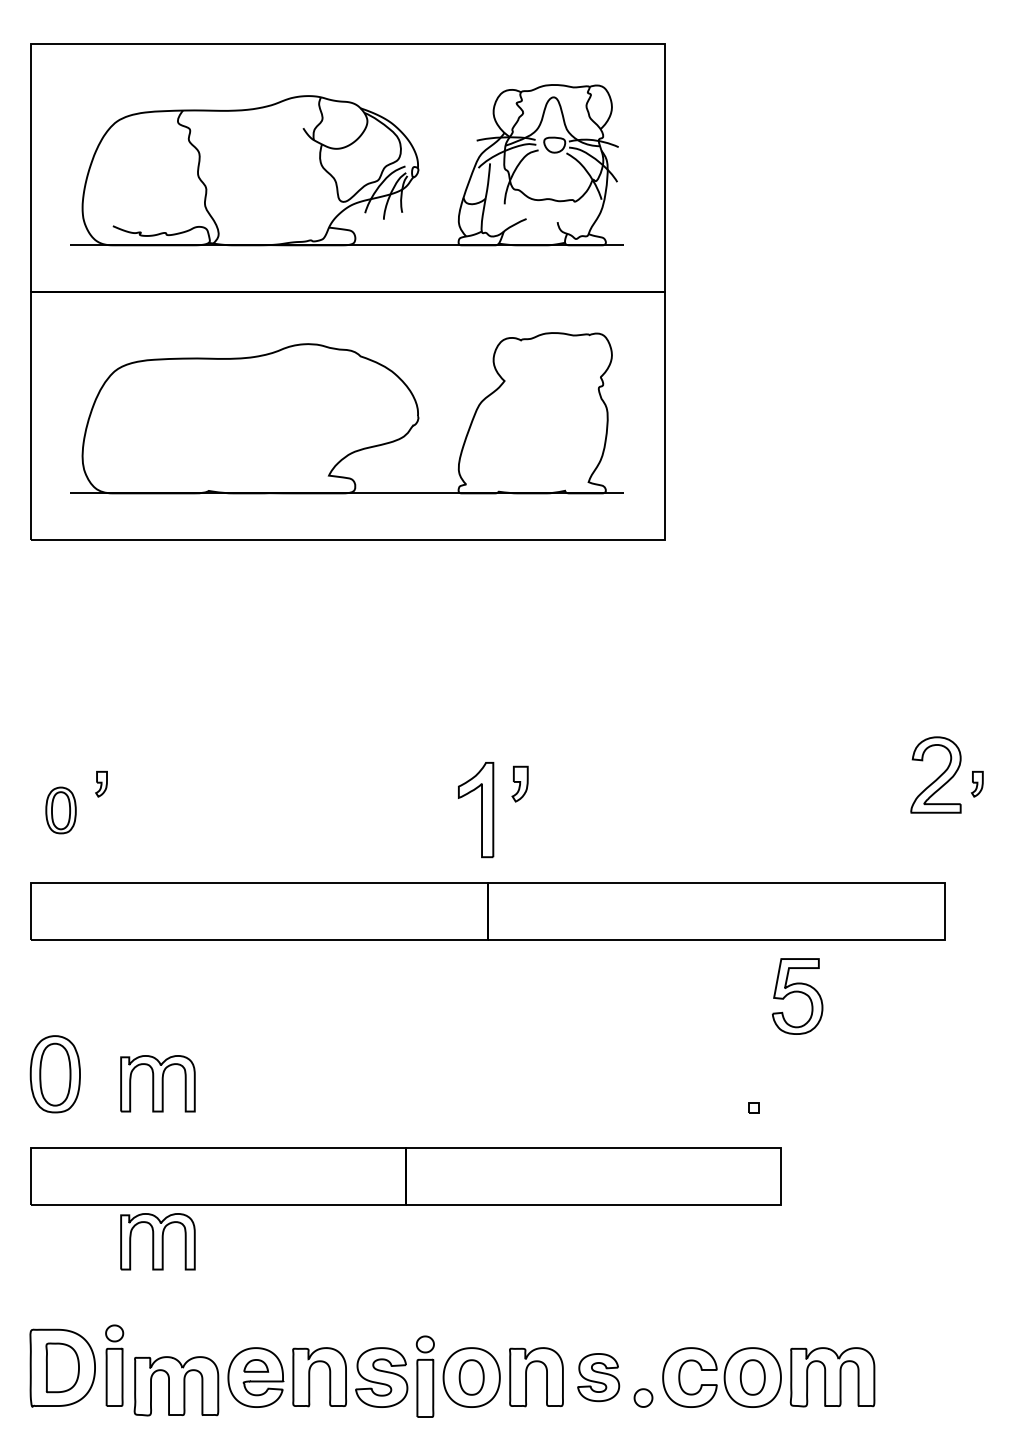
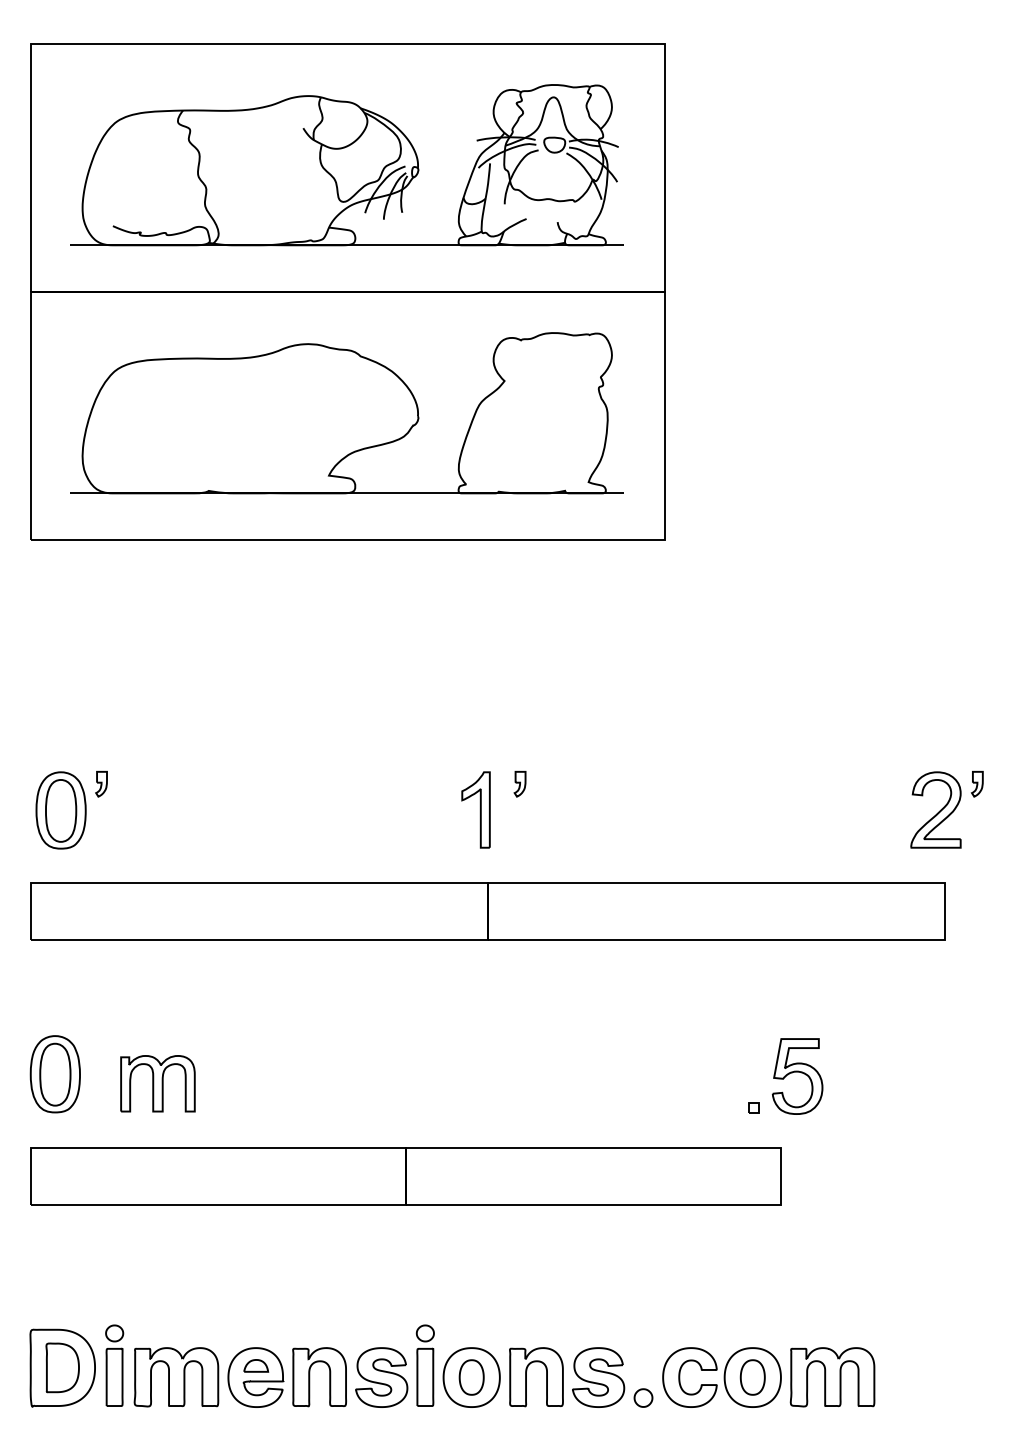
part position: (935, 774) -> (935, 809) (935, 809)
part size: 18x38 px -> 14x27 px (519, 784)
part size: 32x49 px -> 52x79 px (60, 810)
part size: 37x97 px -> 30x78 px (475, 809)
part position: (797, 996) -> (797, 1076) (797, 1076)
part: present -> none (157, 1241)
part position: (424, 1376) -> (424, 1365) (424, 1365)
part size: 44x50 px -> 54x61 px (598, 1377)
part position: (176, 1386) -> (176, 1377) (176, 1377)
